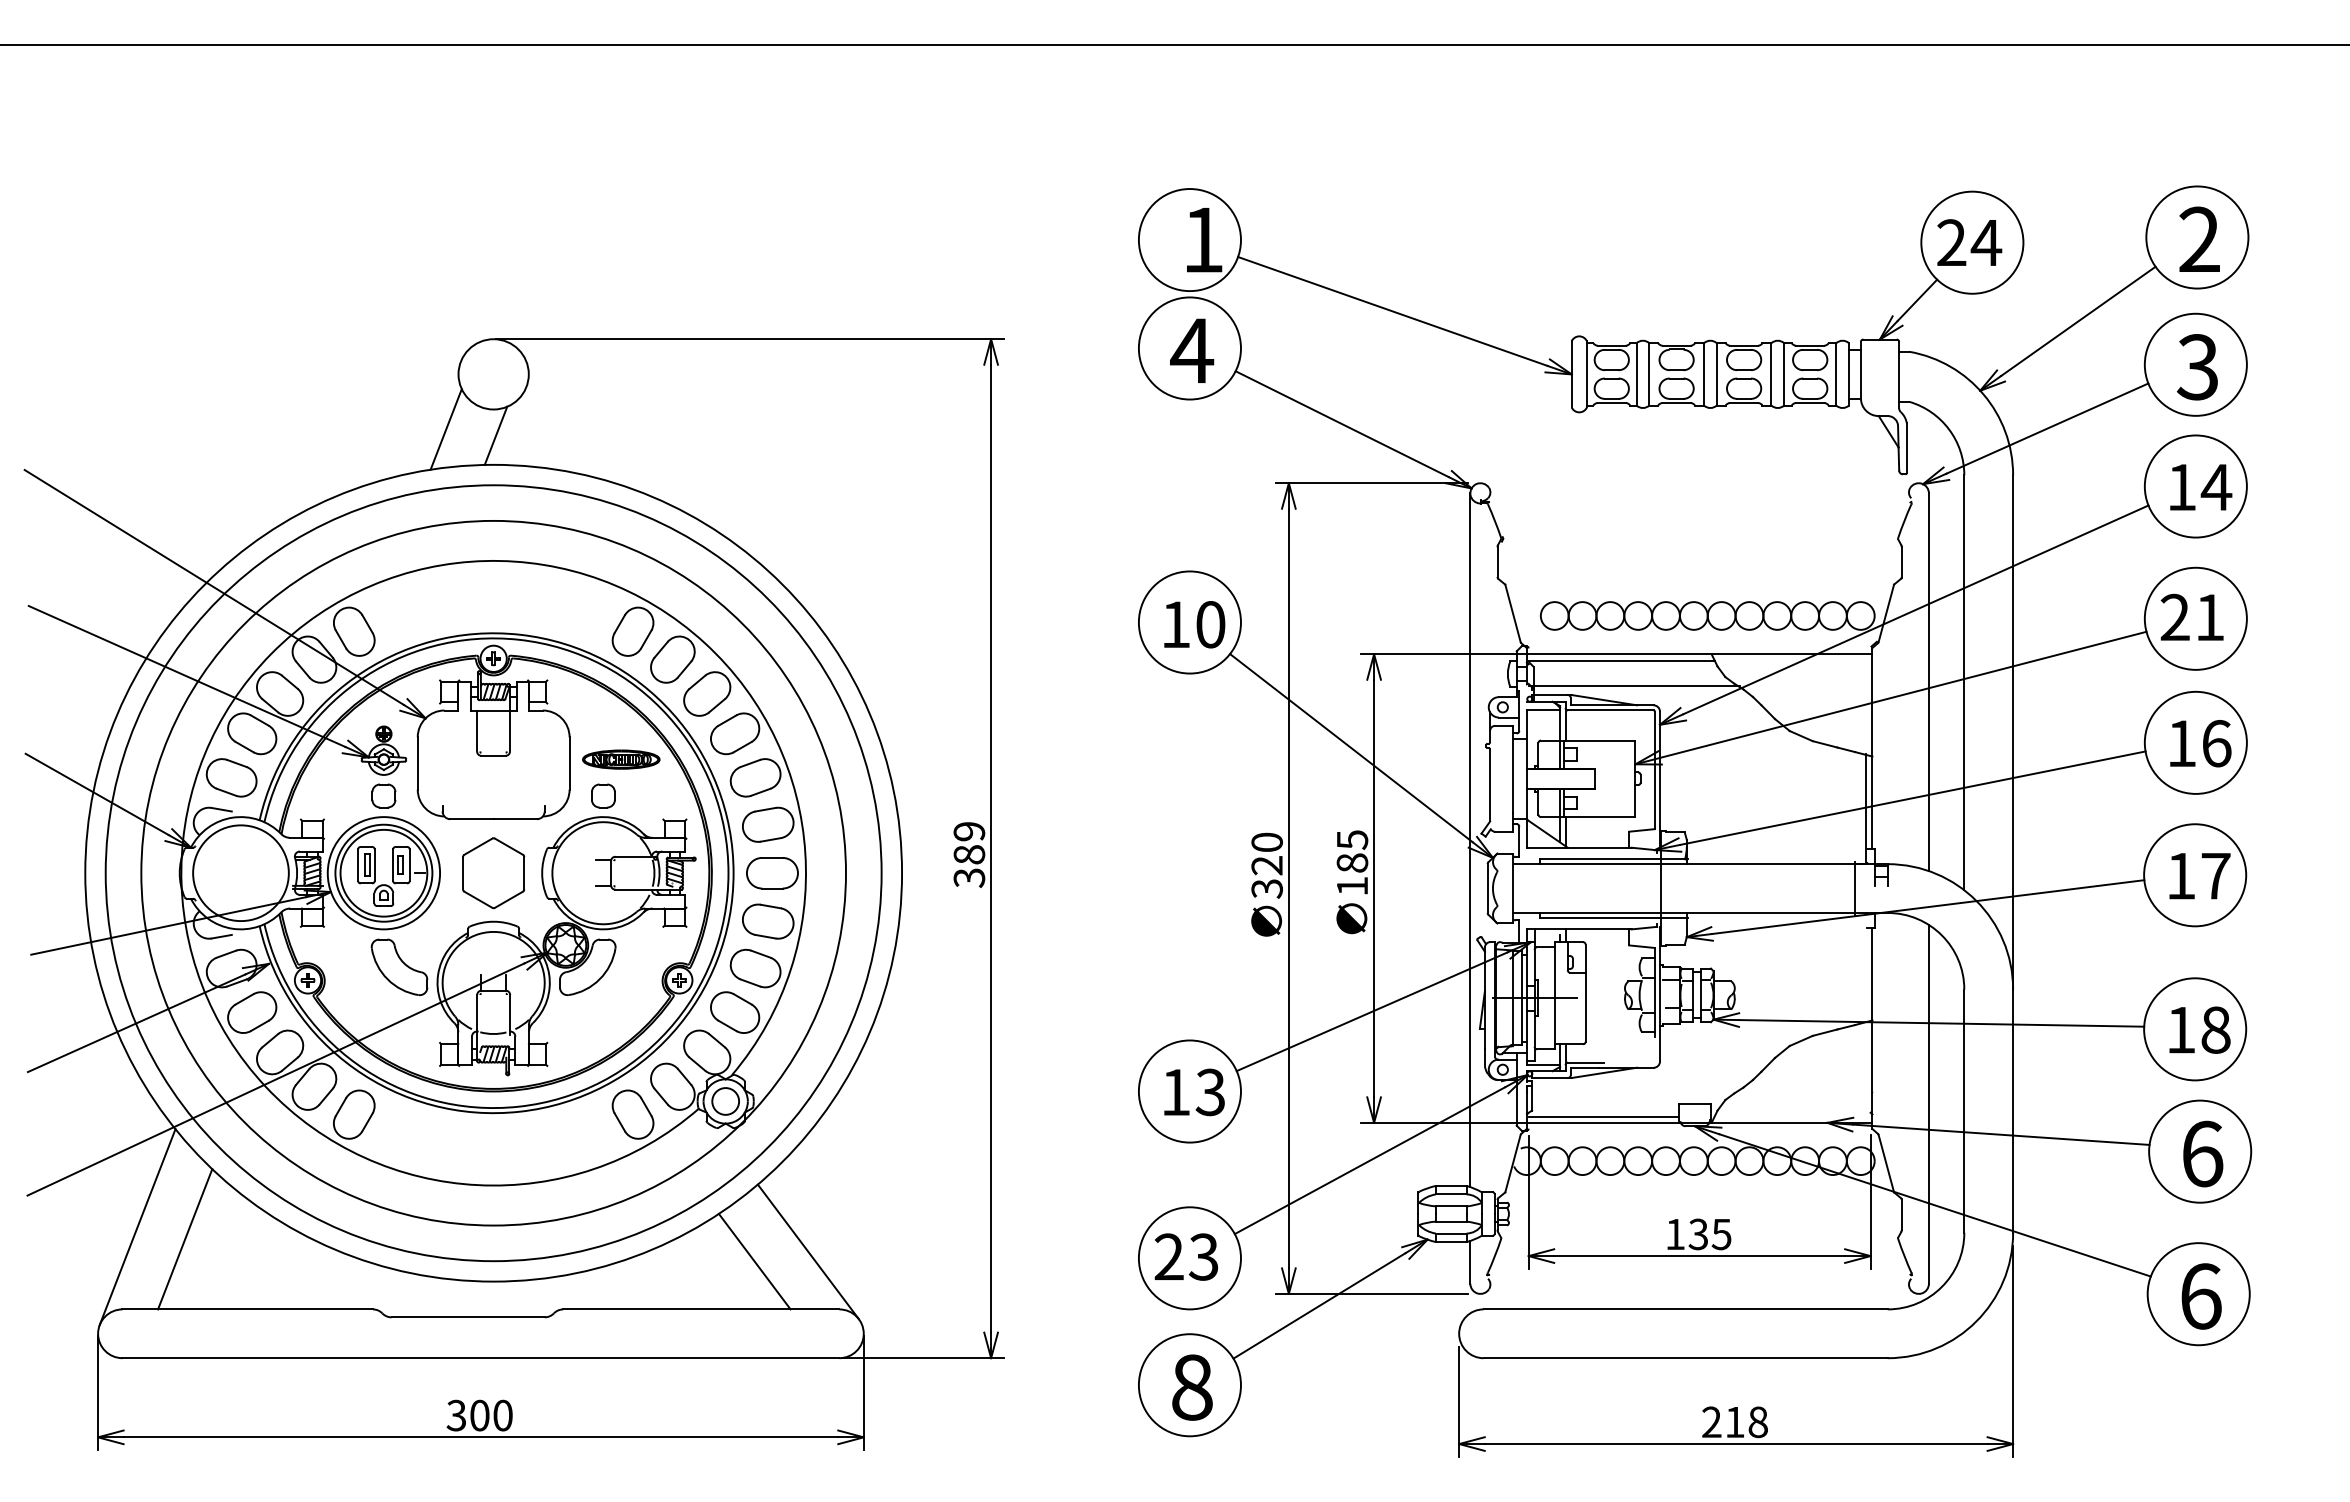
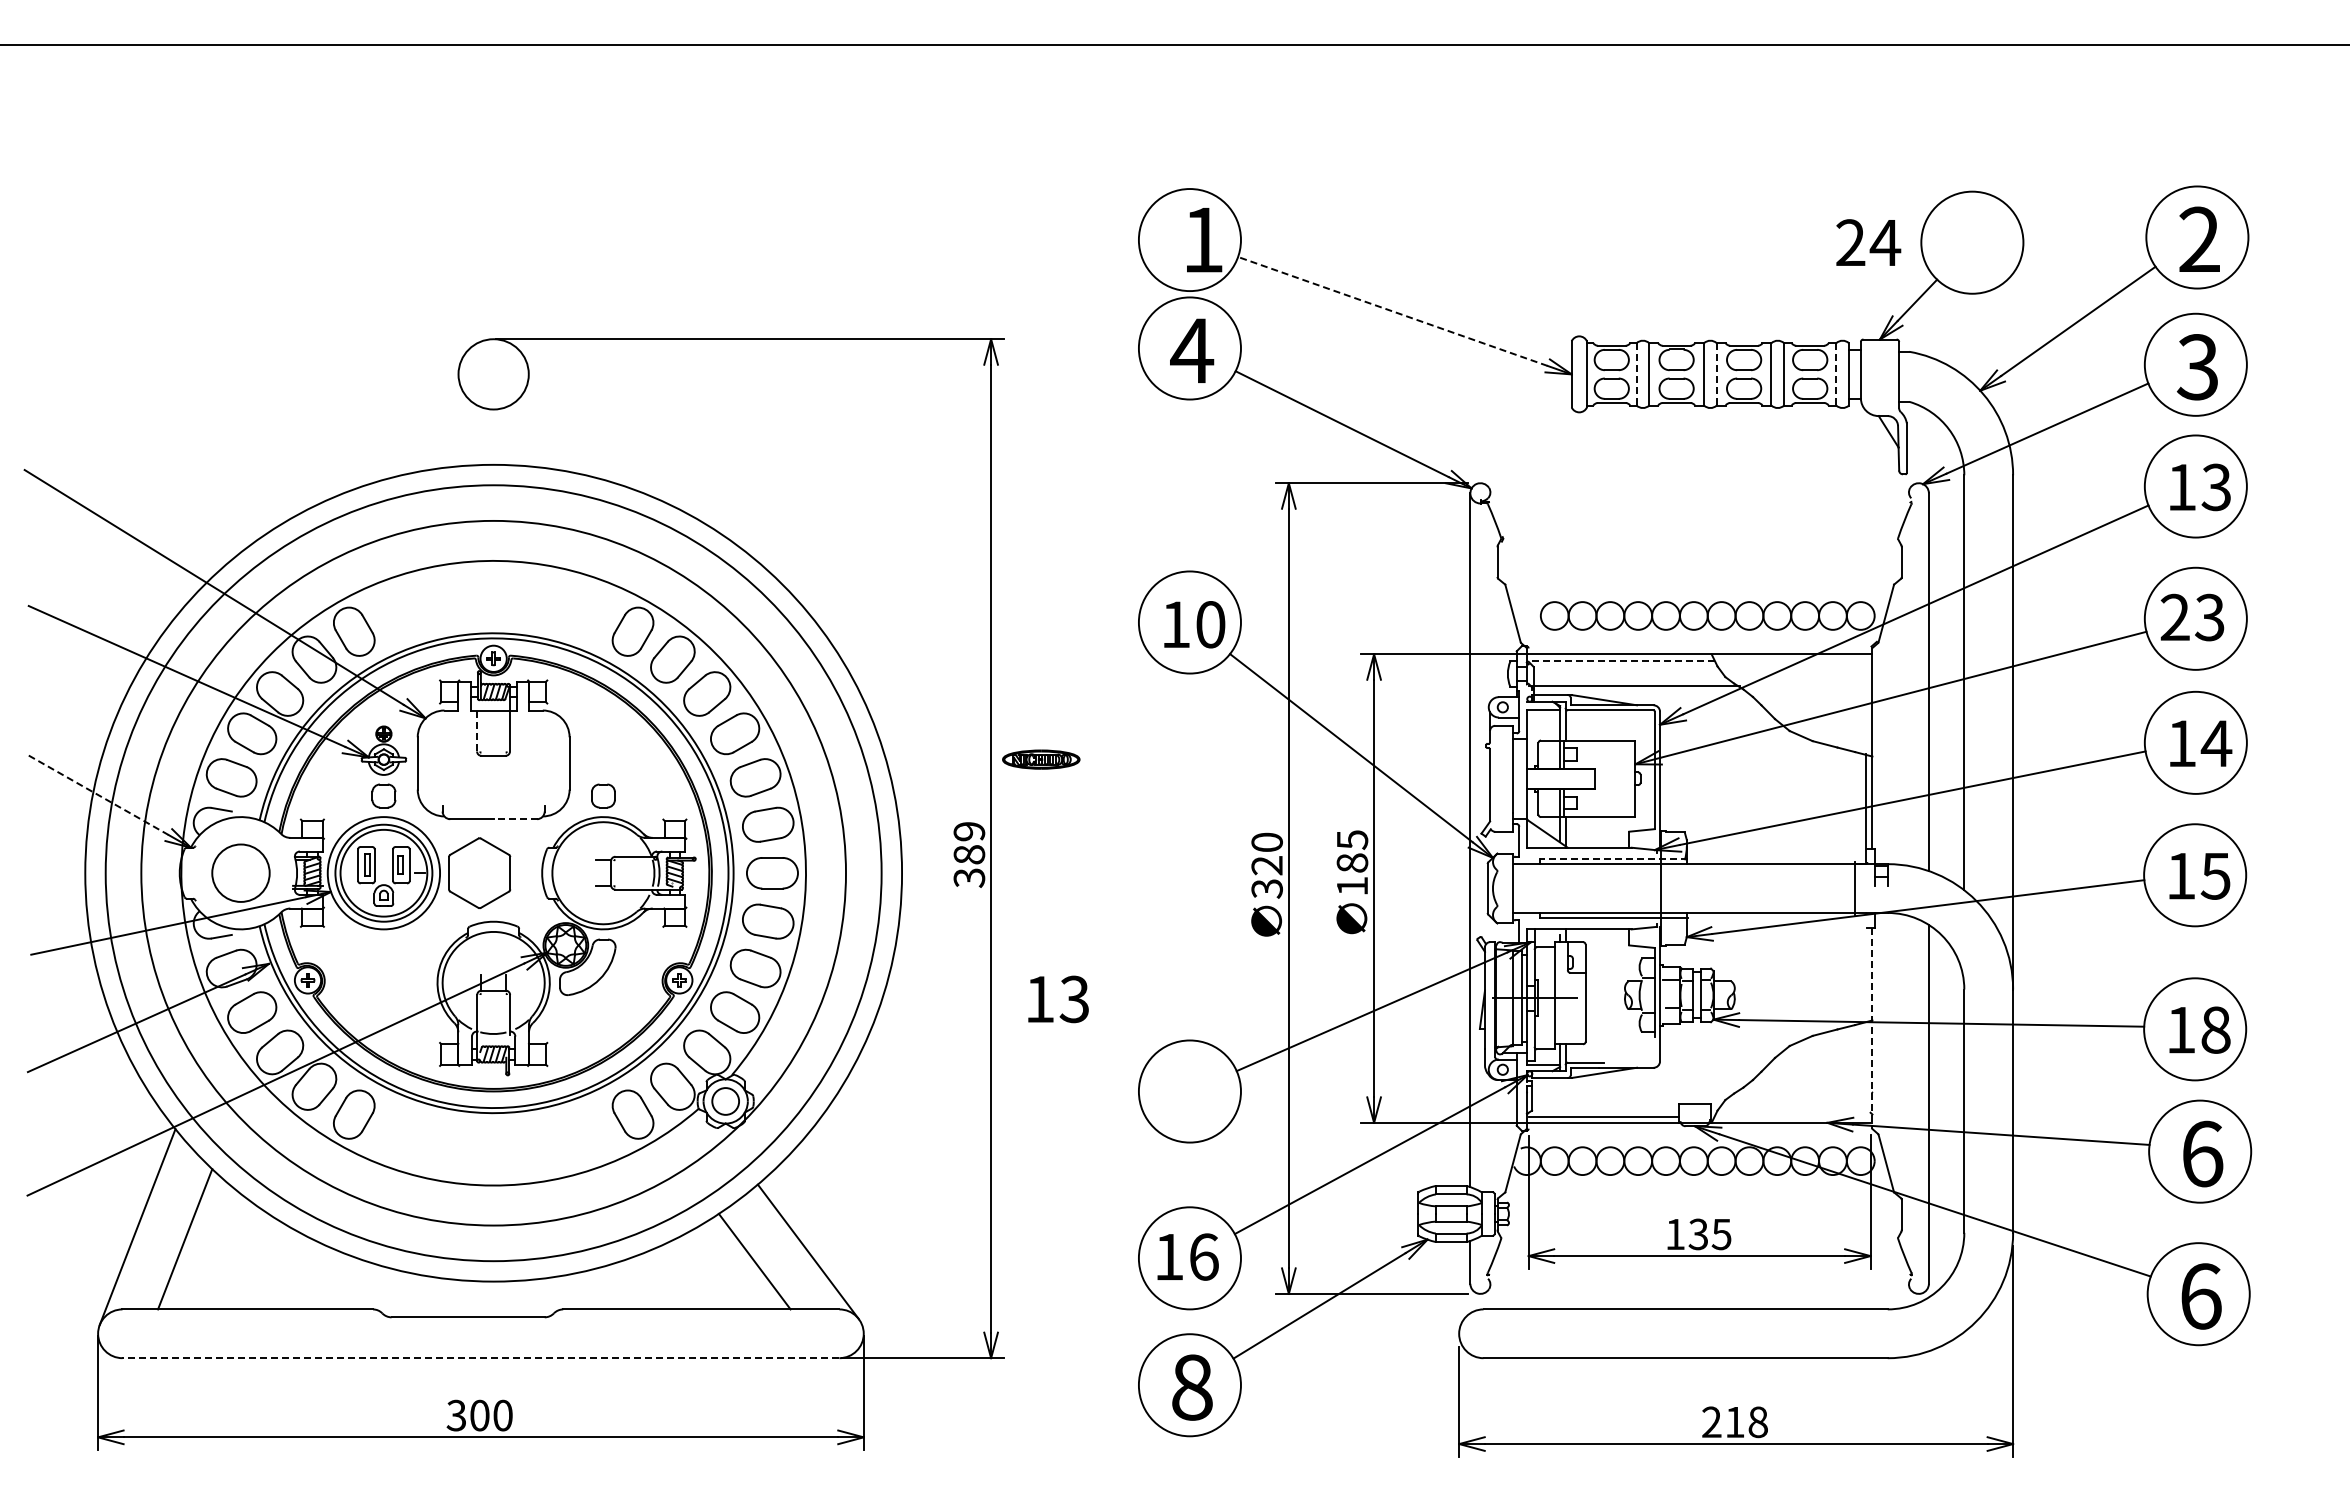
text position: (1969, 242) -> (1868, 242) (1868, 242)
line: solid -> dashed (1392, 311)
line: solid -> dashed (1636, 374)
line: solid -> dashed (1716, 374)
line: solid -> dashed (1836, 374)
line: present -> none (445, 429)
line: present -> none (495, 435)
text: 14 -> 13 (2216, 487)
text: 21 -> 23 (2209, 617)
line: solid -> dashed (1621, 660)
line: solid -> dashed (477, 730)
text: 16 -> 14 (2216, 743)
part position: (621, 759) -> (1041, 759) (1041, 759)
line: solid -> dashed (96, 794)
line: solid -> dashed (515, 819)
line: solid -> dashed (1613, 859)
part position: (493, 872) -> (479, 872) (479, 872)
circle diameter: 96 px -> 57 px (240, 872)
text: 17 -> 15 (2215, 876)
part: present -> none (399, 966)
line: solid -> dashed (1872, 1028)
text position: (1194, 1092) -> (1058, 999) (1058, 999)
text: 23 -> 16 (1186, 1256)
line: solid -> dashed (480, 1358)
